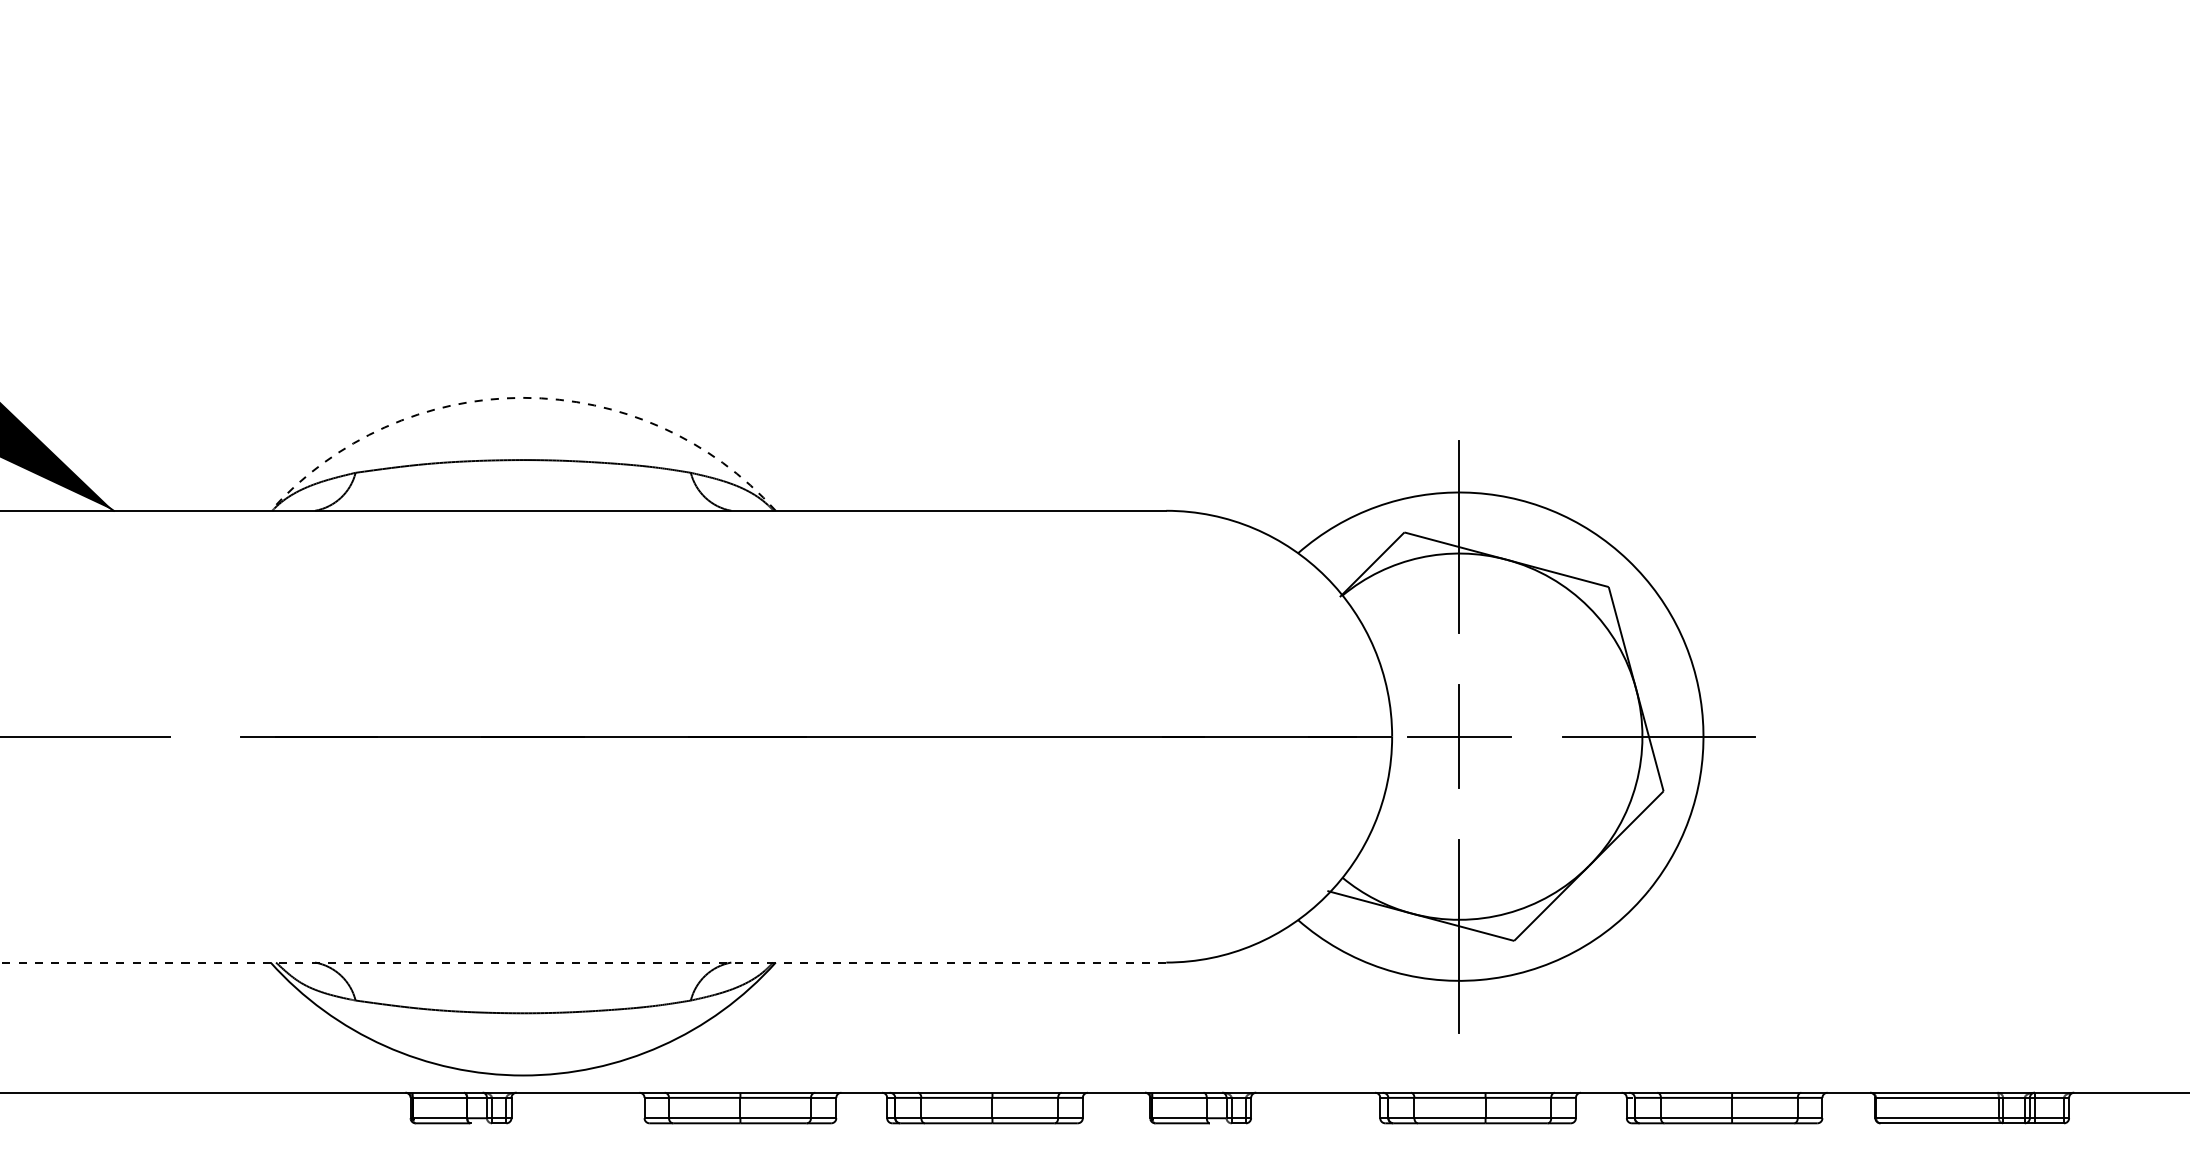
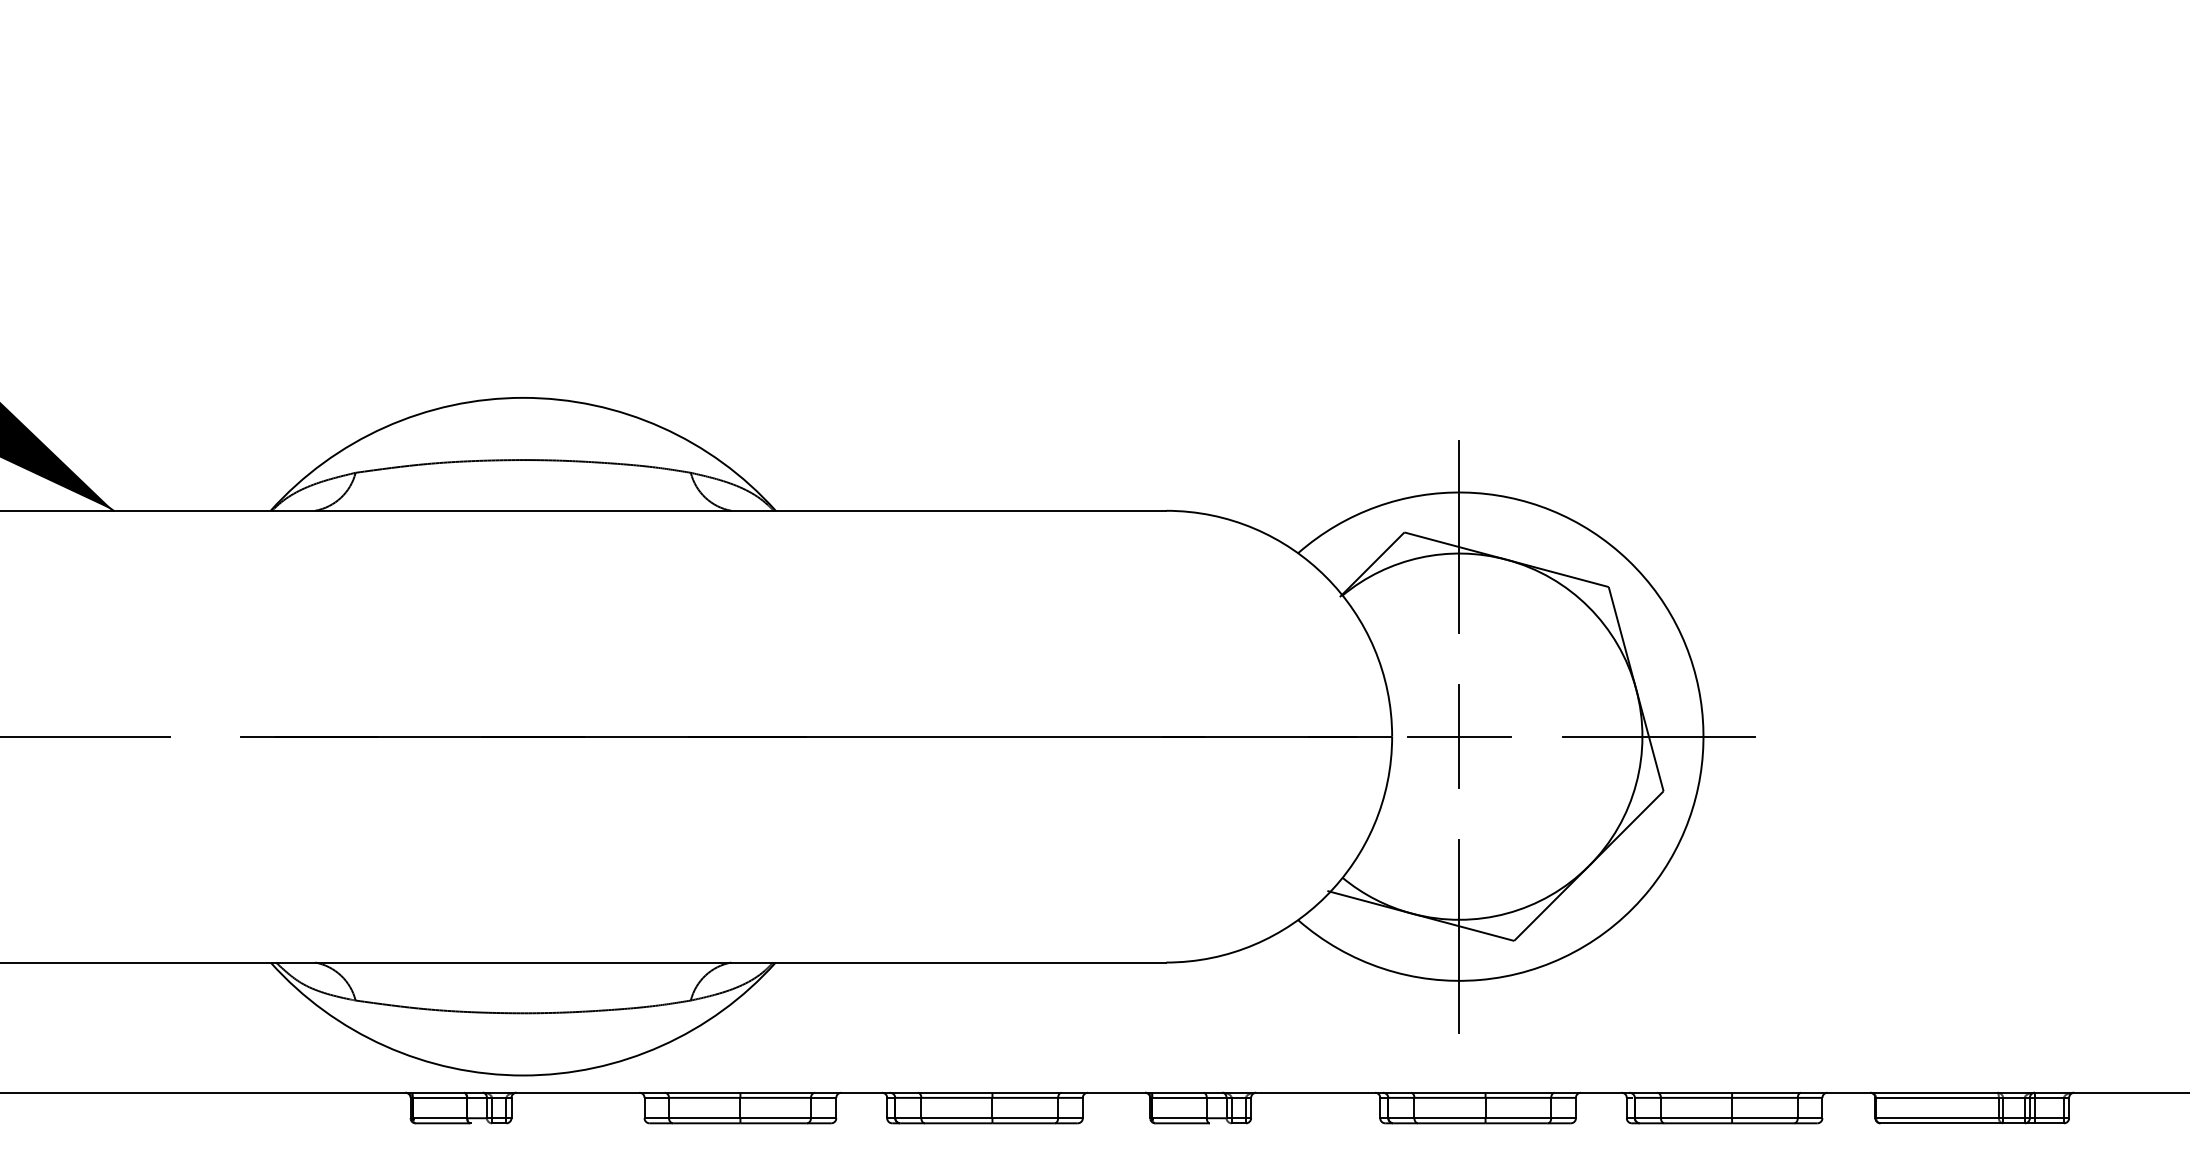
arc: dashed -> solid (523, 397)
line: dashed -> solid (582, 962)
